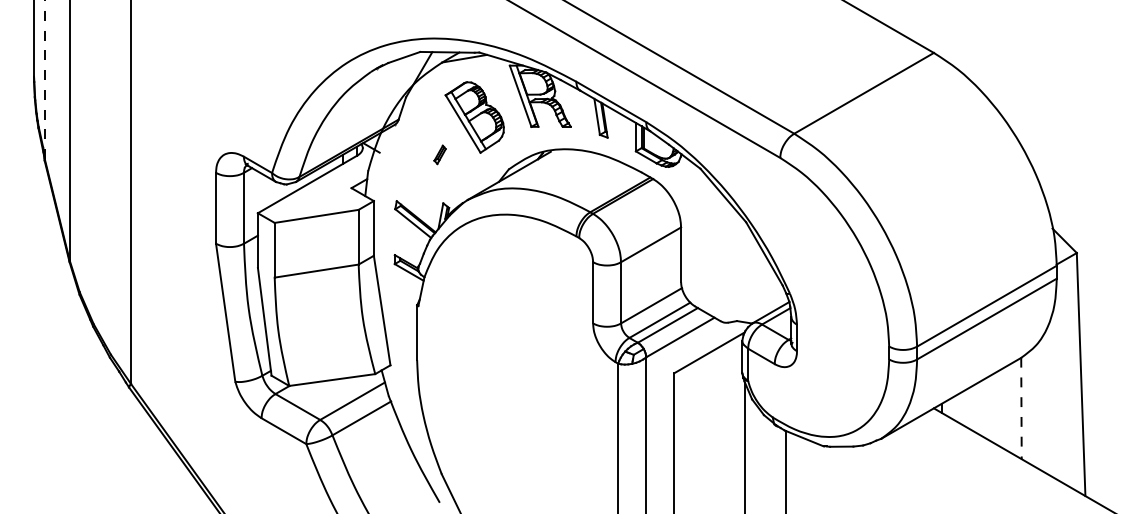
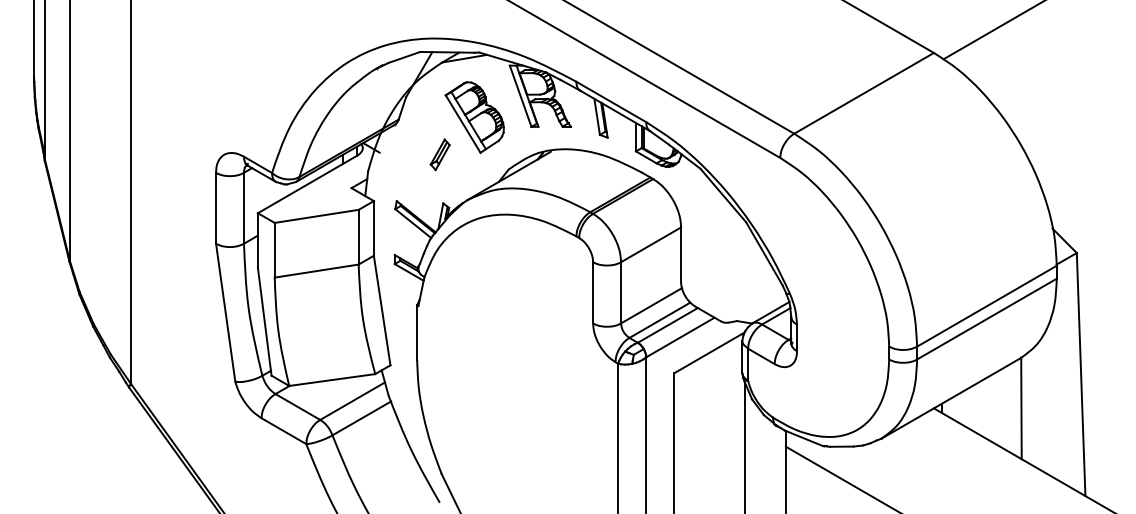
line: none -> present (992, 30)
line: dashed -> solid (44, 79)
part size: 14x22 px -> 22x34 px (439, 154)
line: dashed -> solid (1021, 408)
line: none -> present (840, 478)
